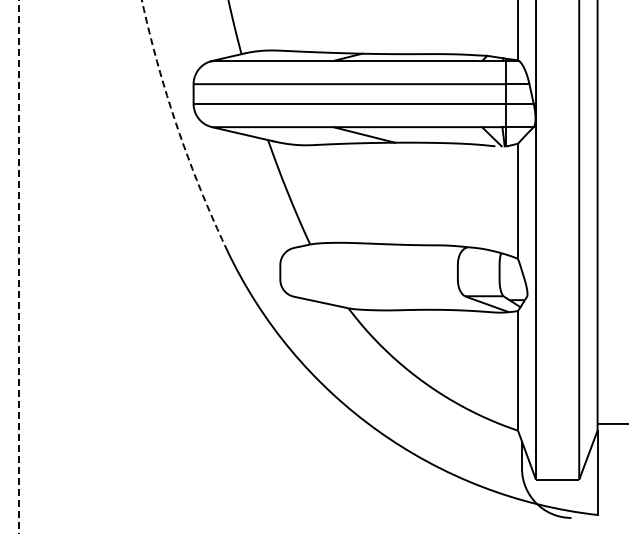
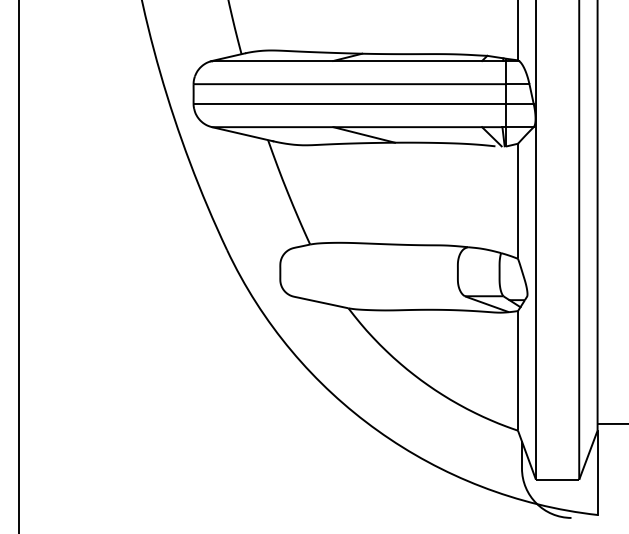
arc: dashed -> solid (177, 127)
line: dashed -> solid (18, 266)
